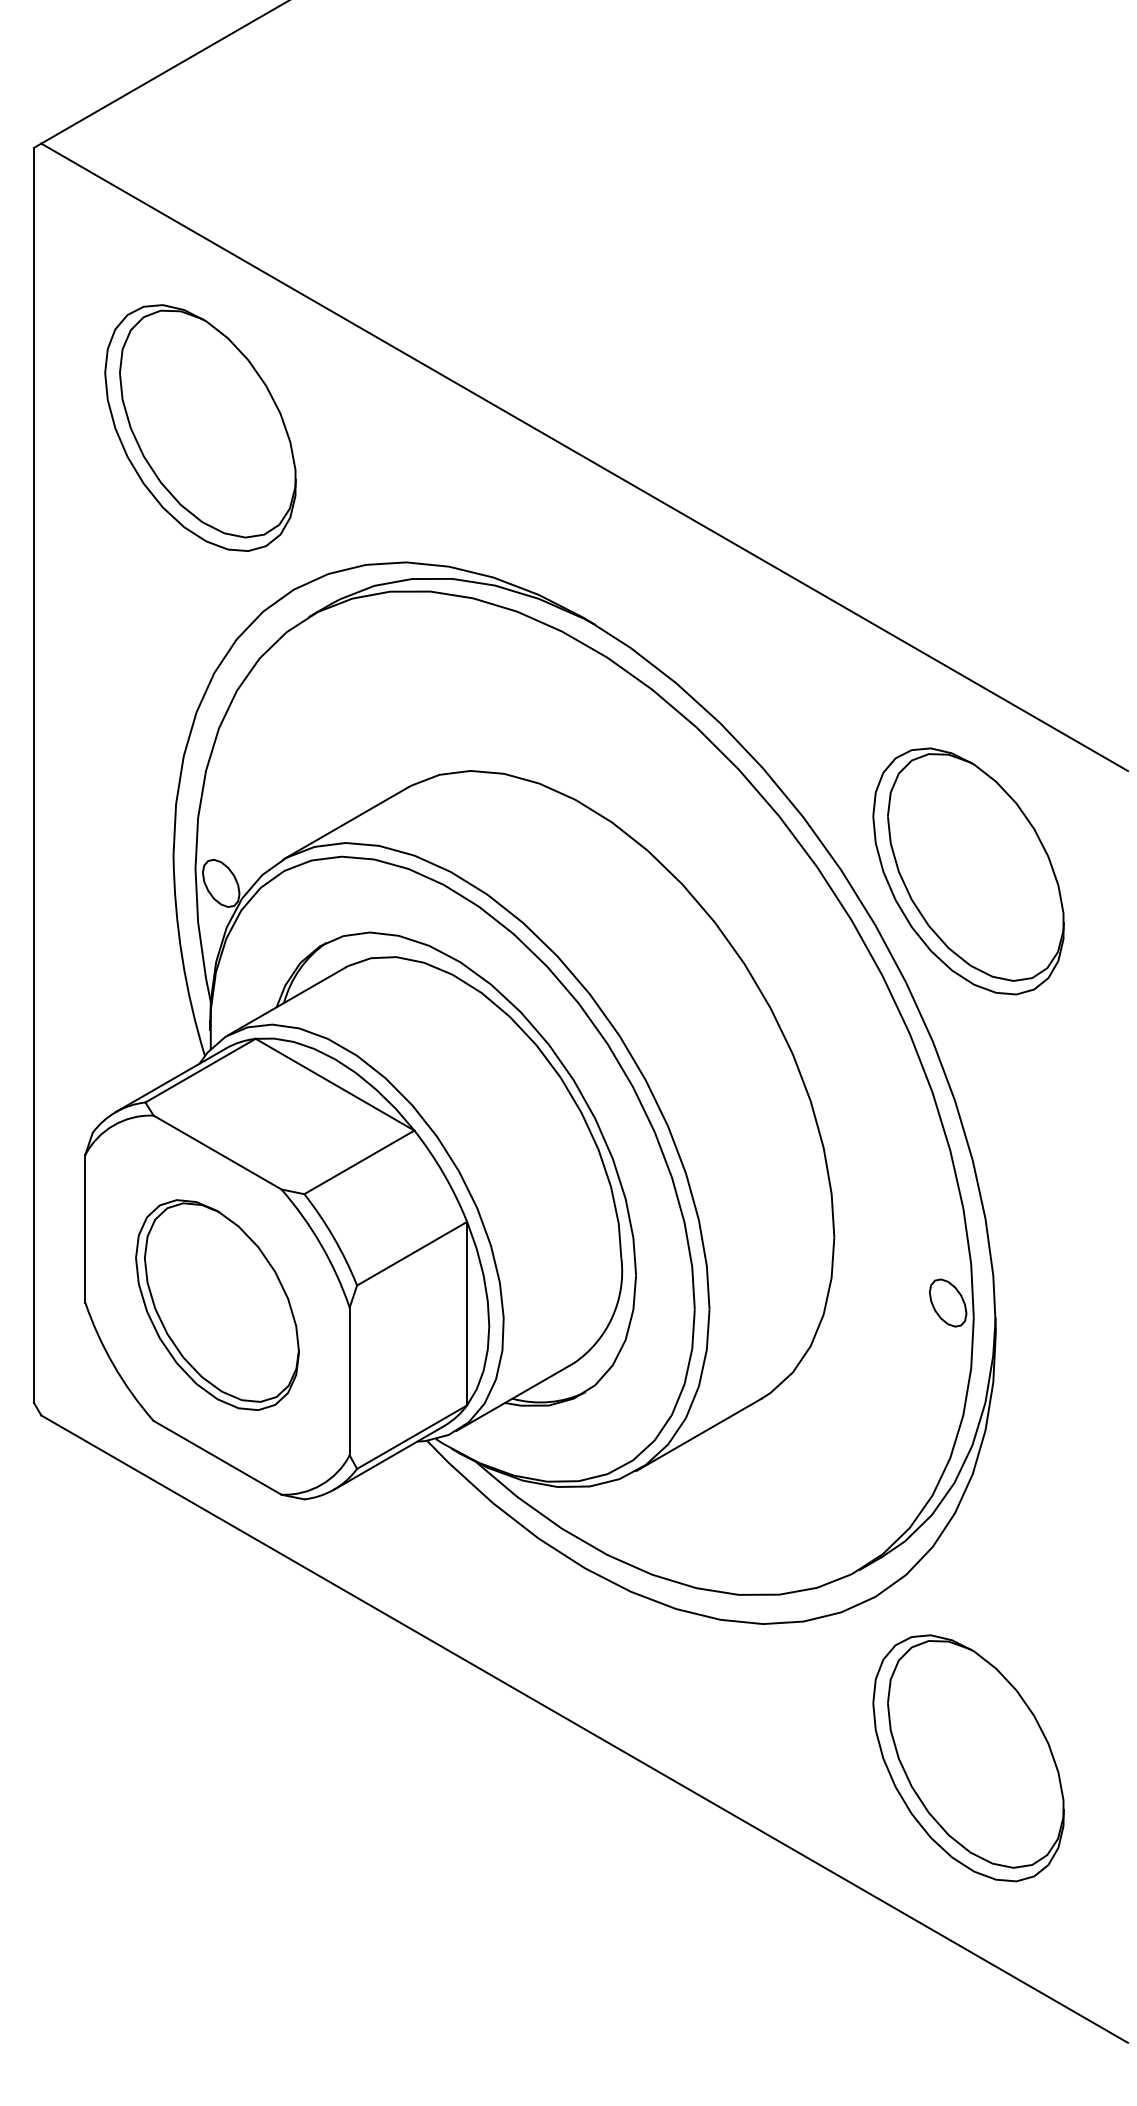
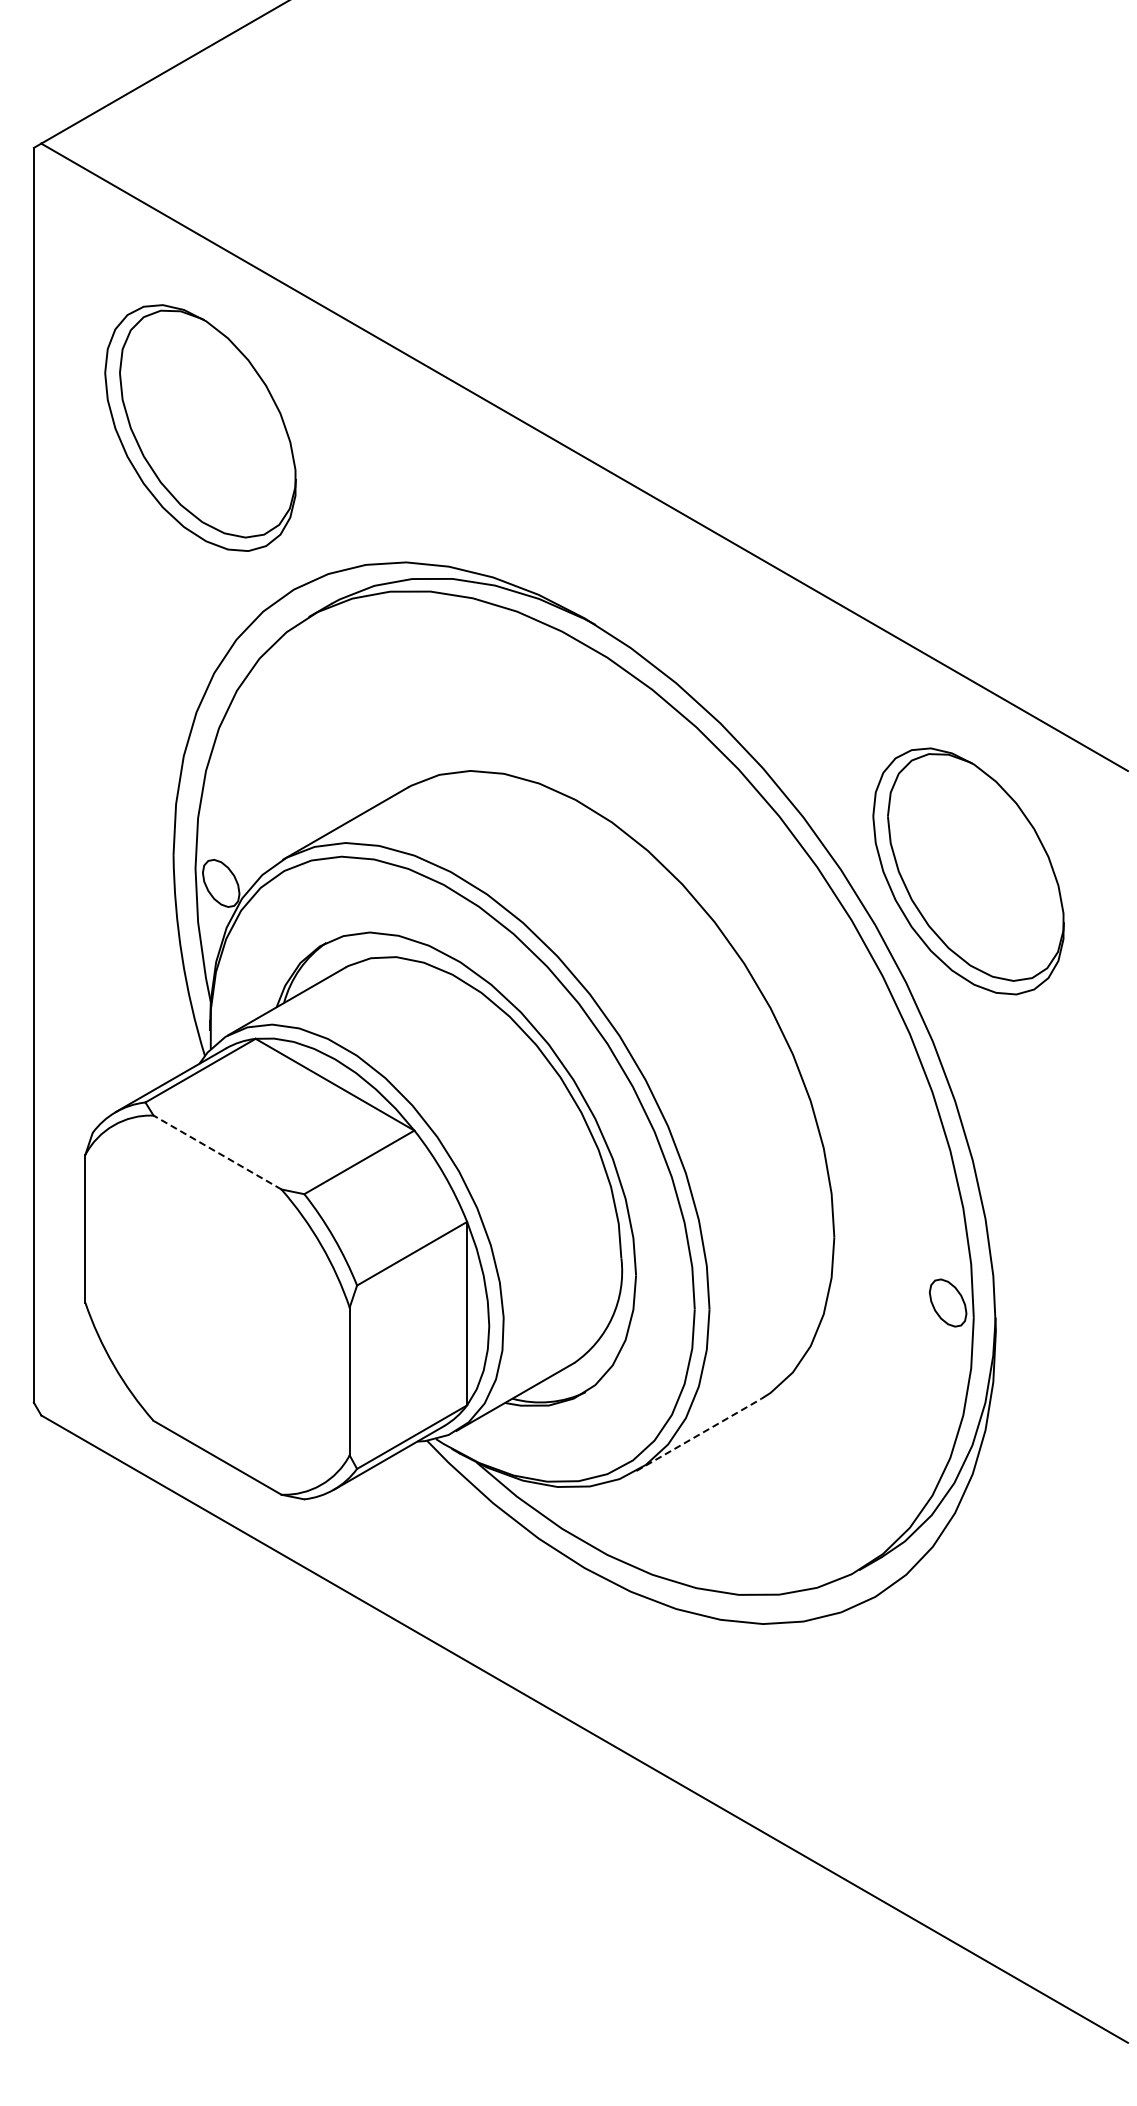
line: solid -> dashed (217, 1152)
part: present -> none (217, 1304)
line: solid -> dashed (699, 1434)
part: present -> none (968, 1758)
